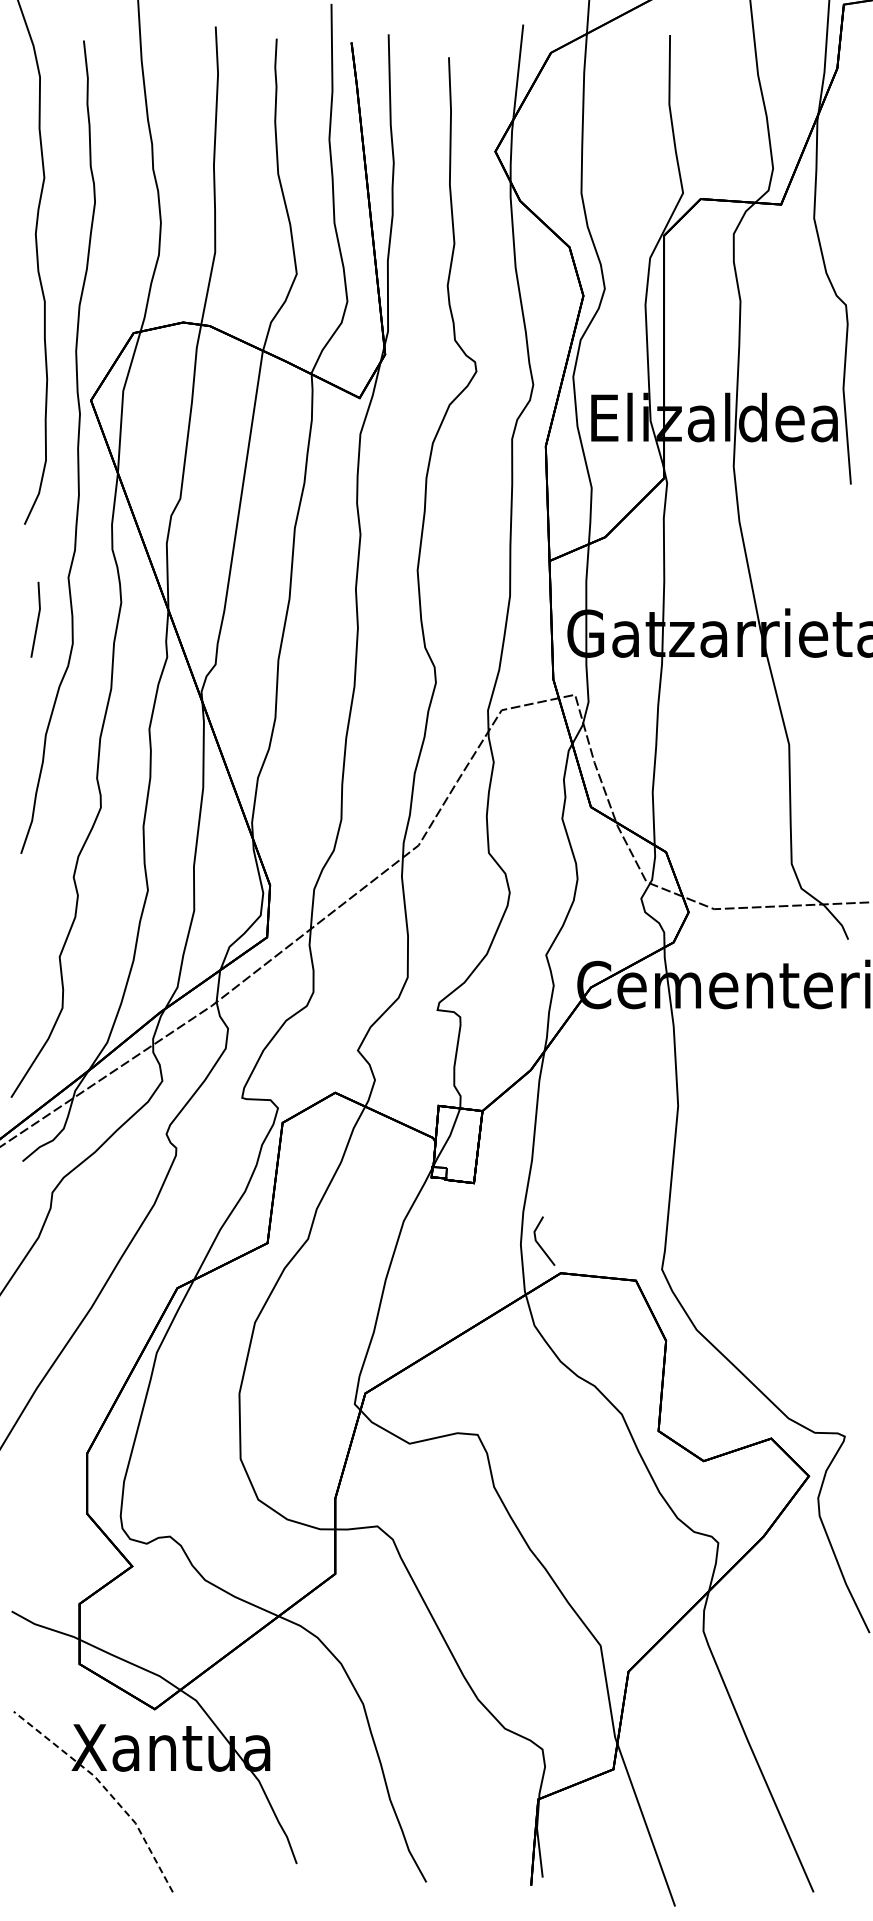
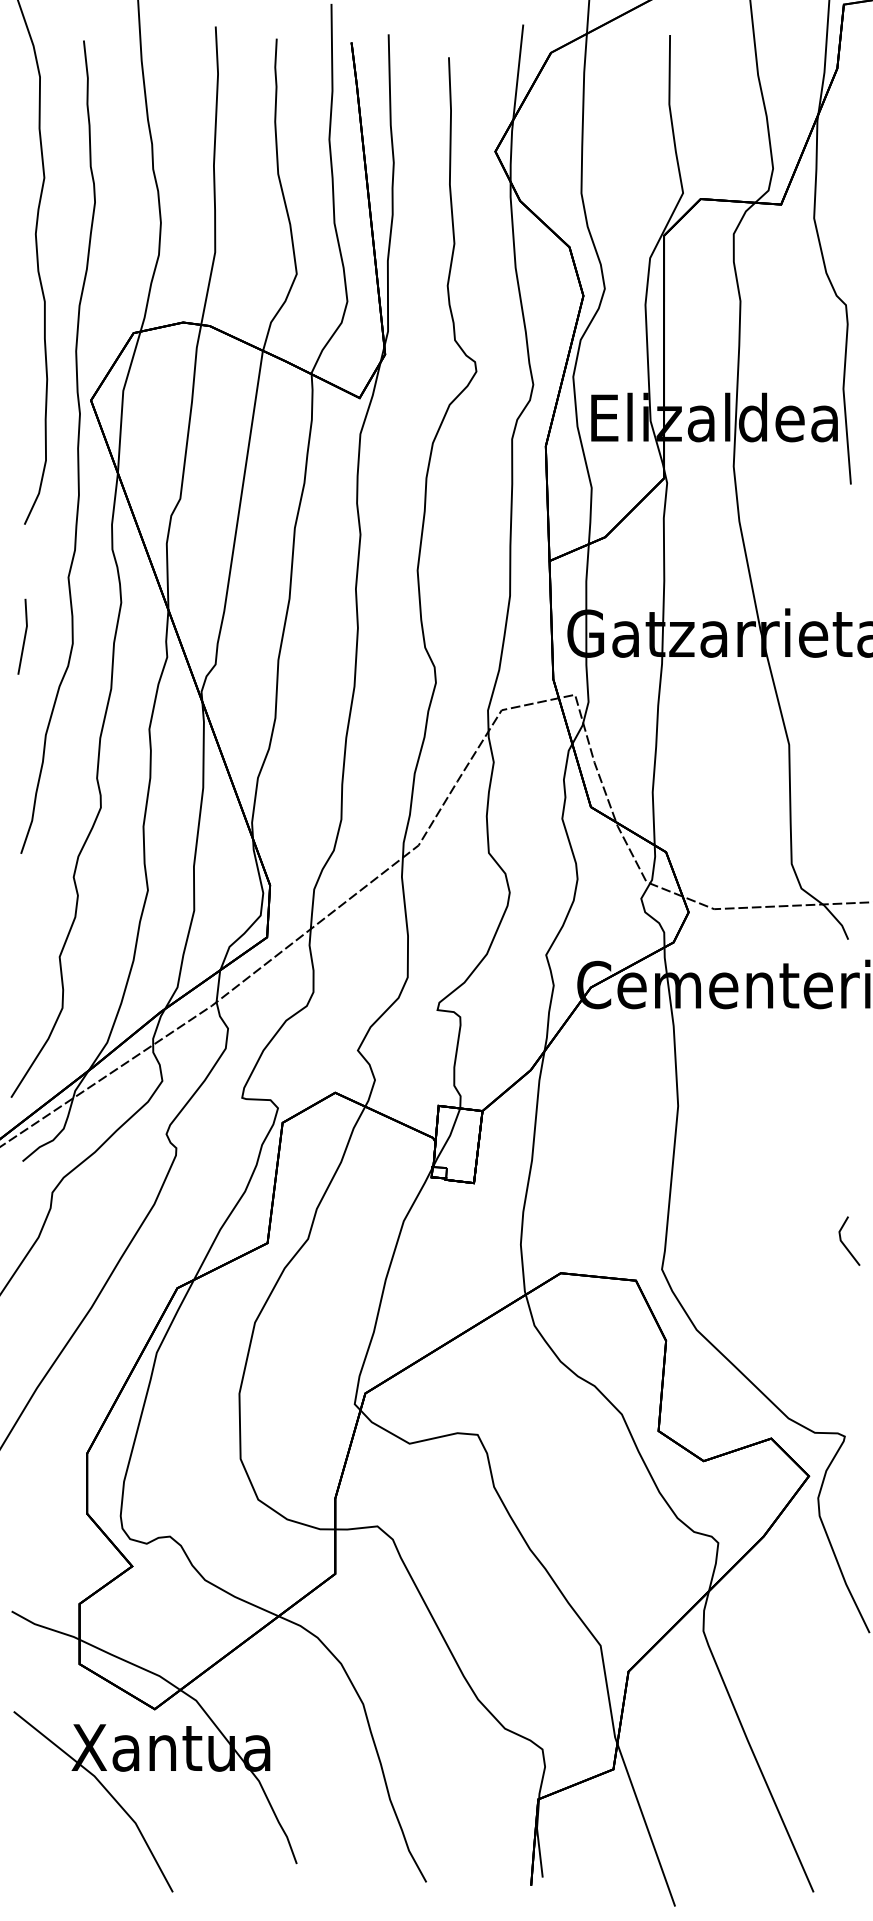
line position: (37, 619) -> (24, 636) (24, 636)
line position: (539, 1243) -> (844, 1243) (844, 1243)
line: dashed -> solid (106, 1790)
